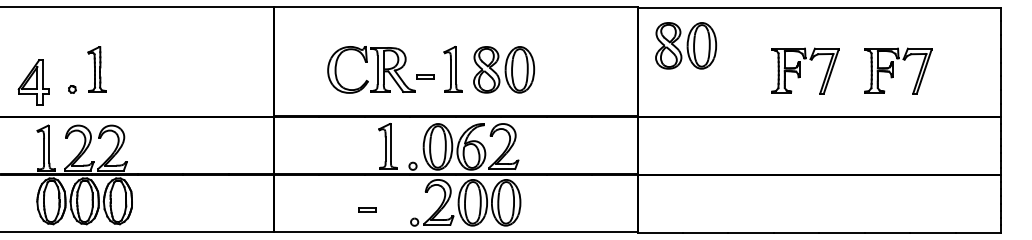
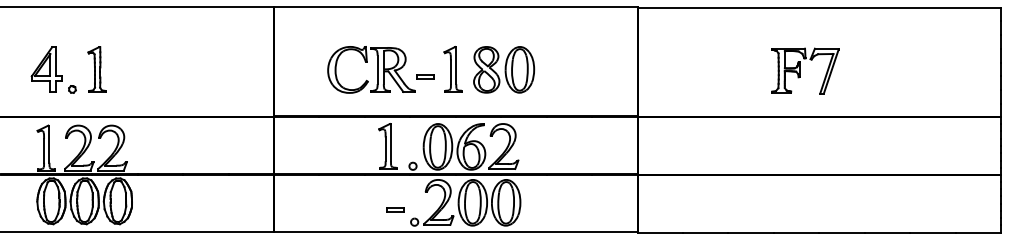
part: present -> none (686, 45)
part: present -> none (898, 70)
part position: (33, 82) -> (46, 69) (46, 69)
part position: (367, 209) -> (395, 209) (395, 209)
